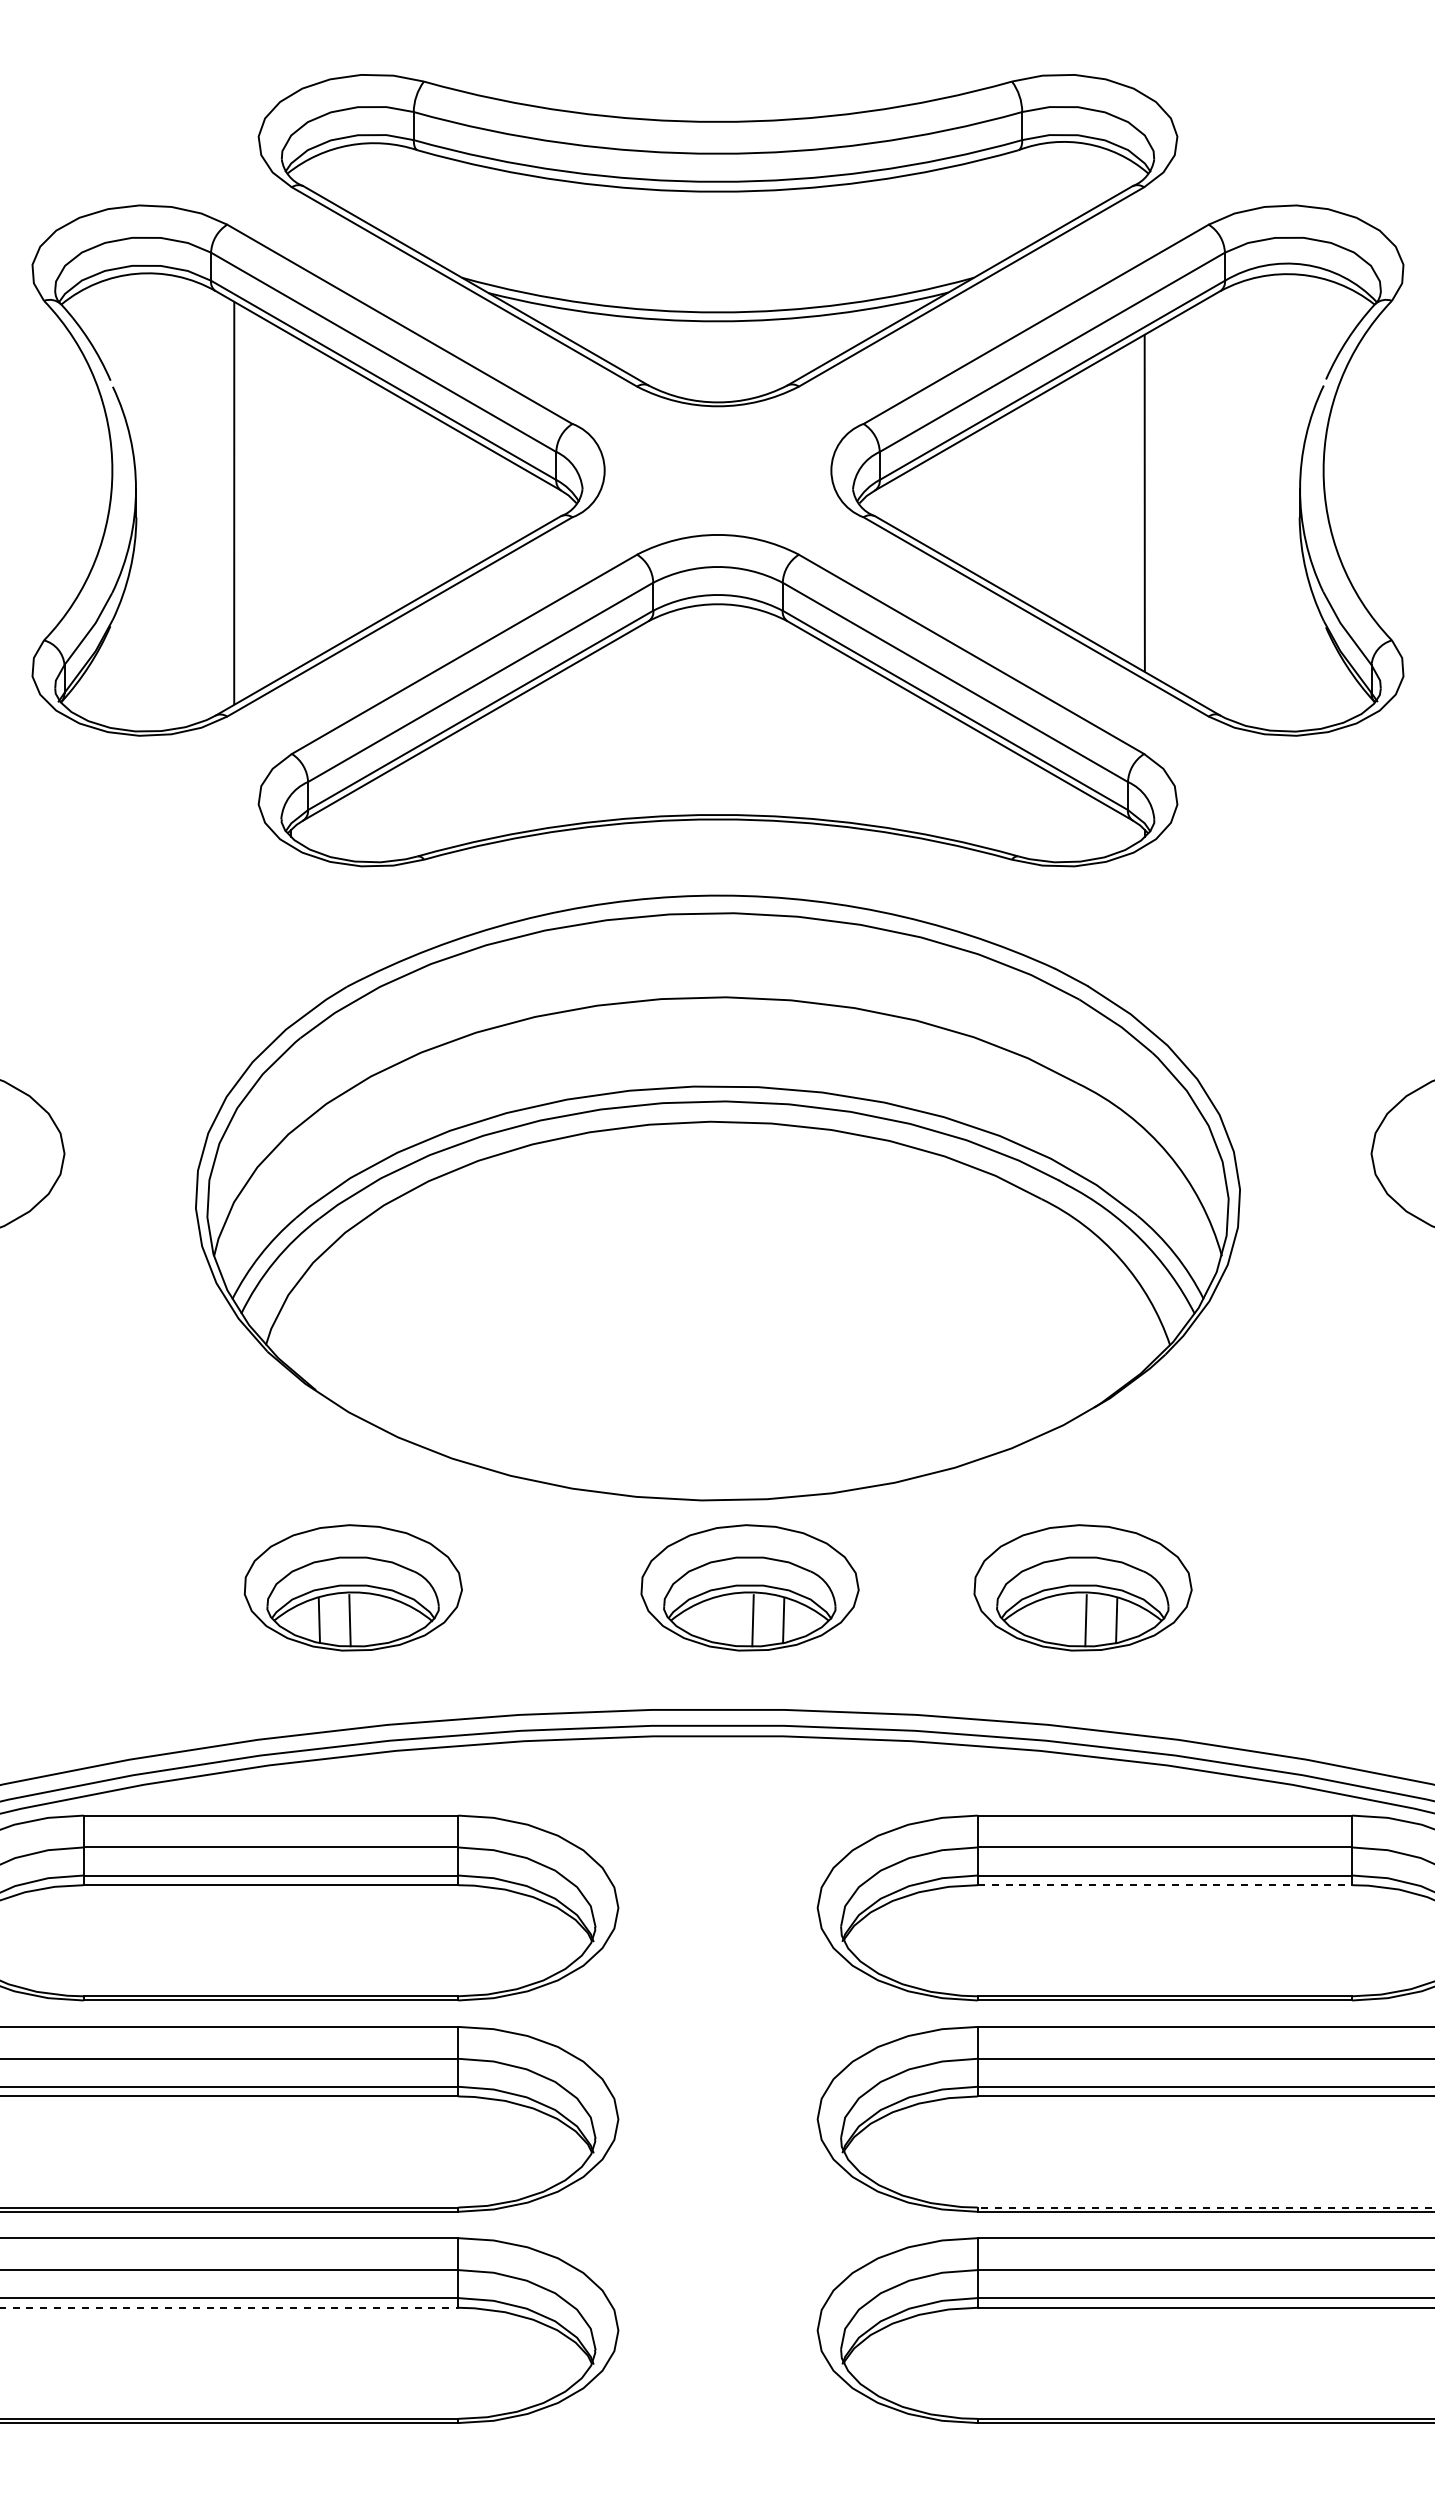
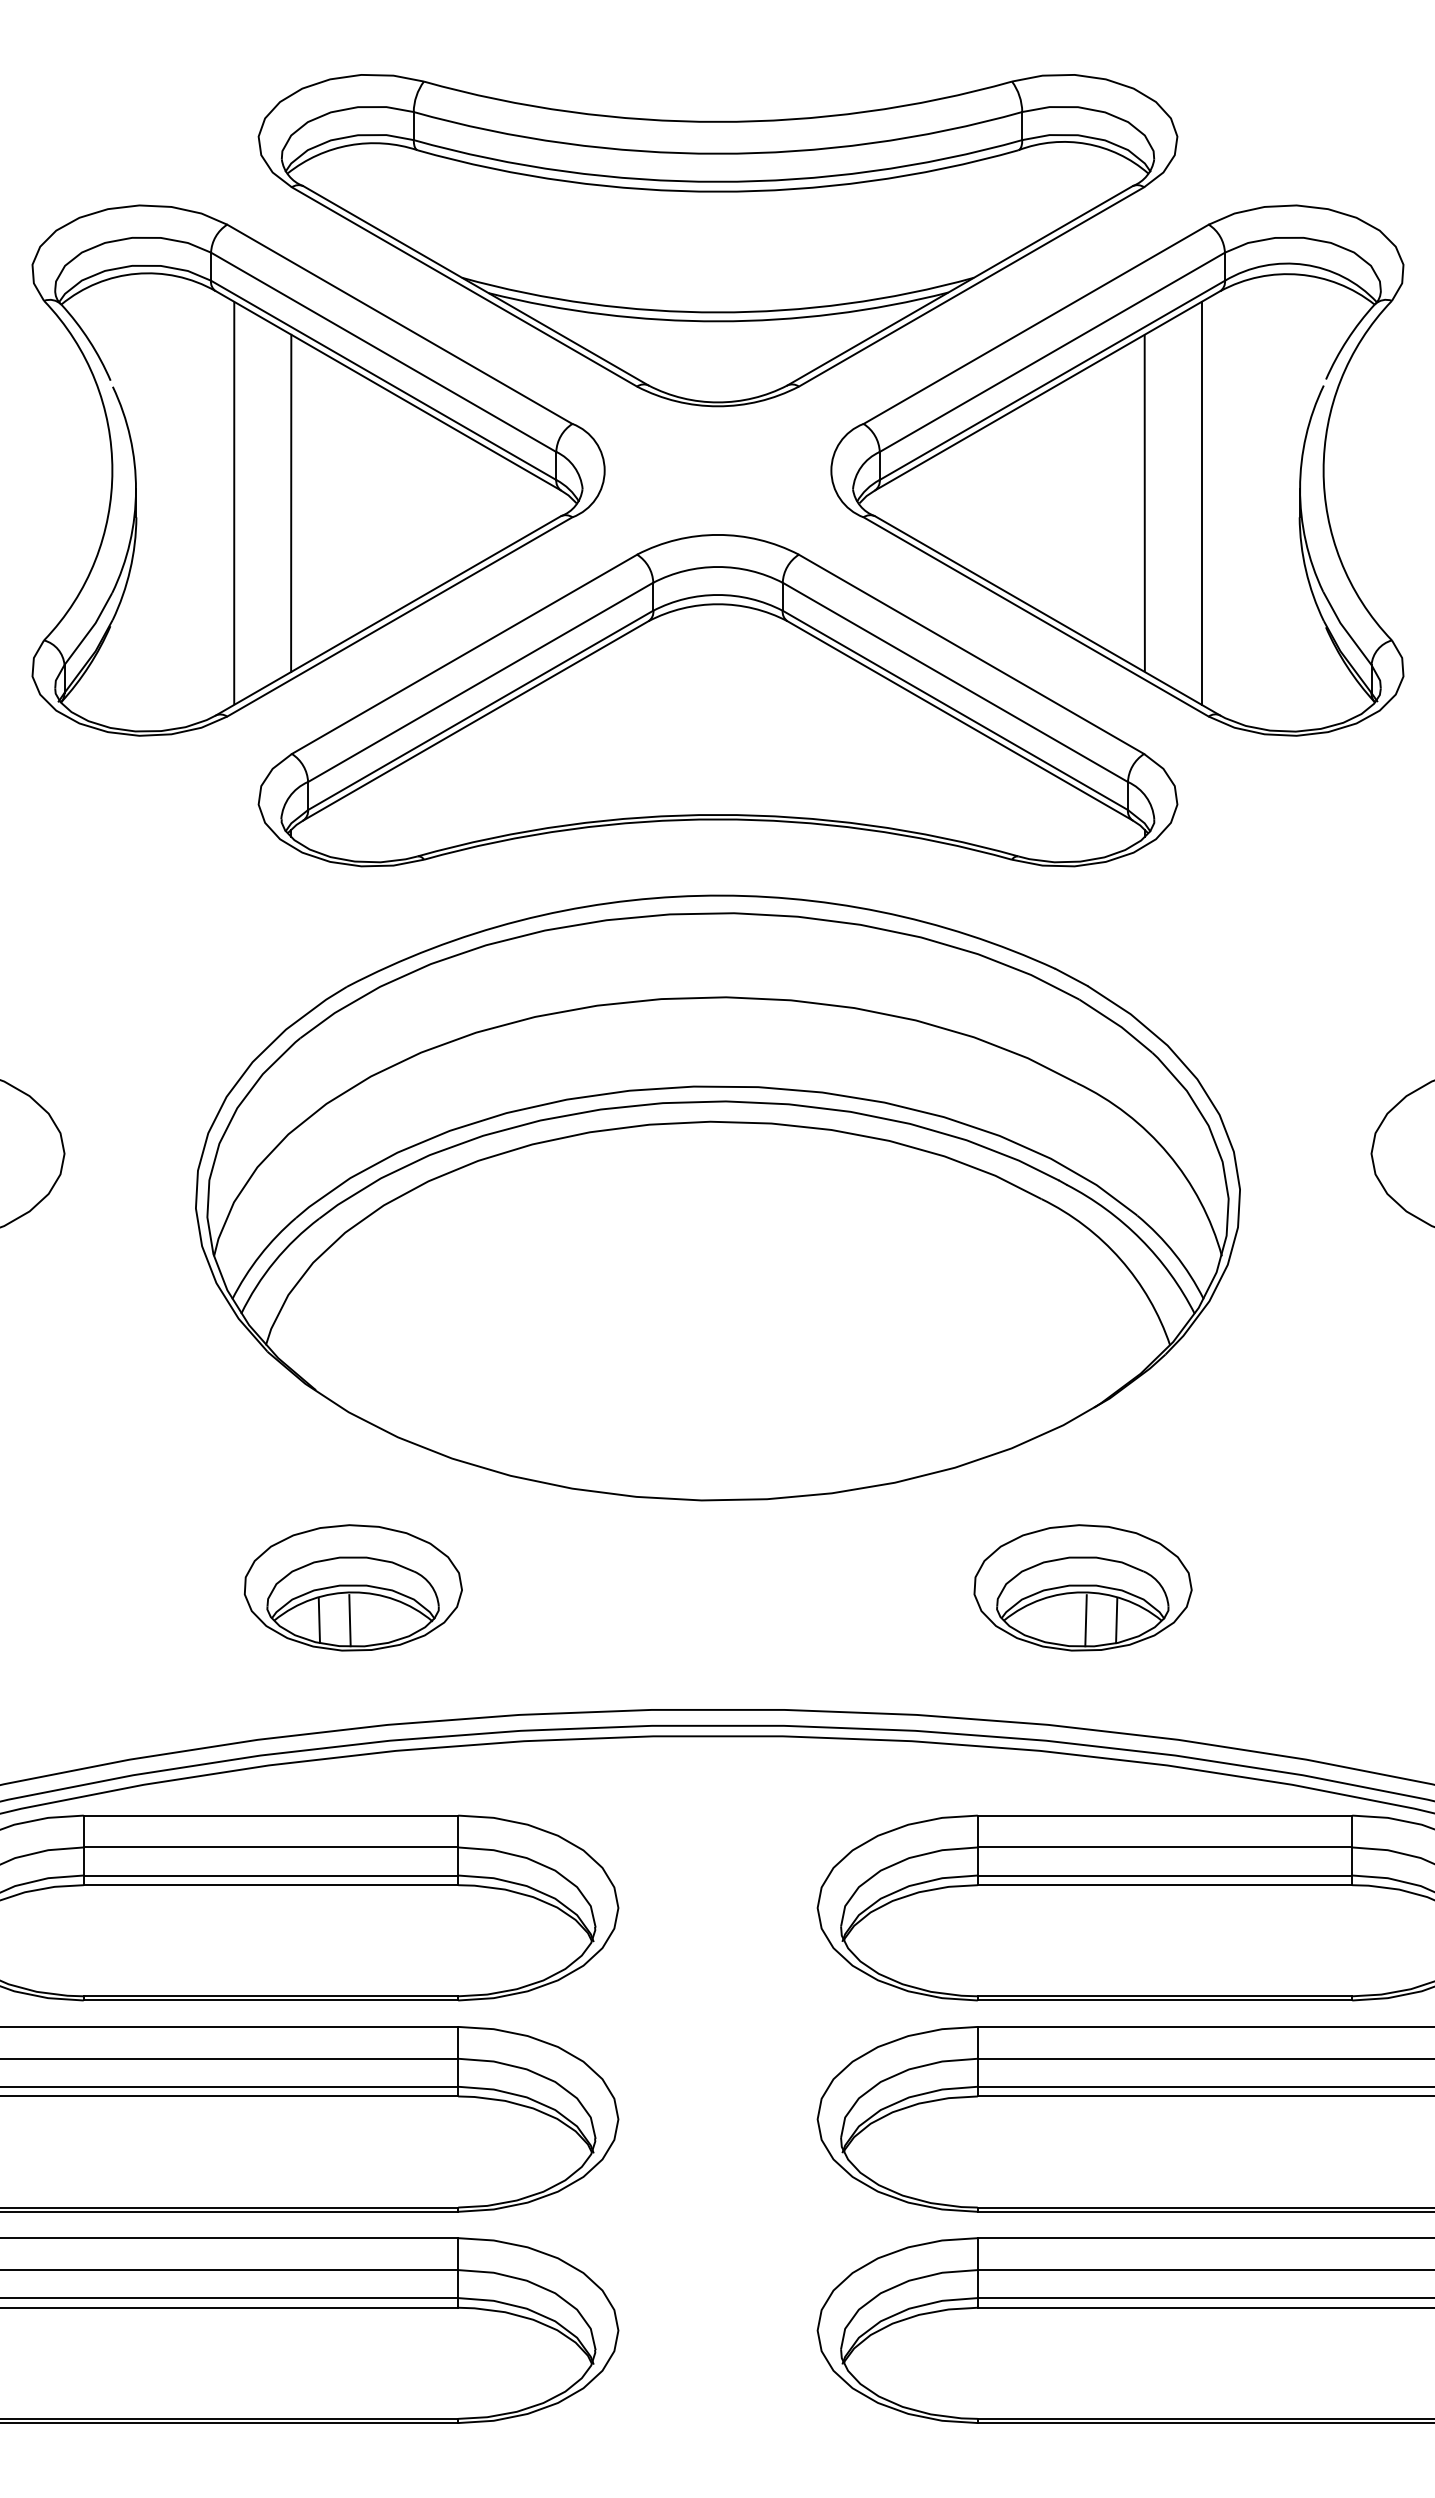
line: none -> present (1201, 502)
line: none -> present (291, 503)
part: present -> none (749, 1587)
line: dashed -> solid (1165, 1885)
line: dashed -> solid (1205, 2207)
line: dashed -> solid (229, 2307)
